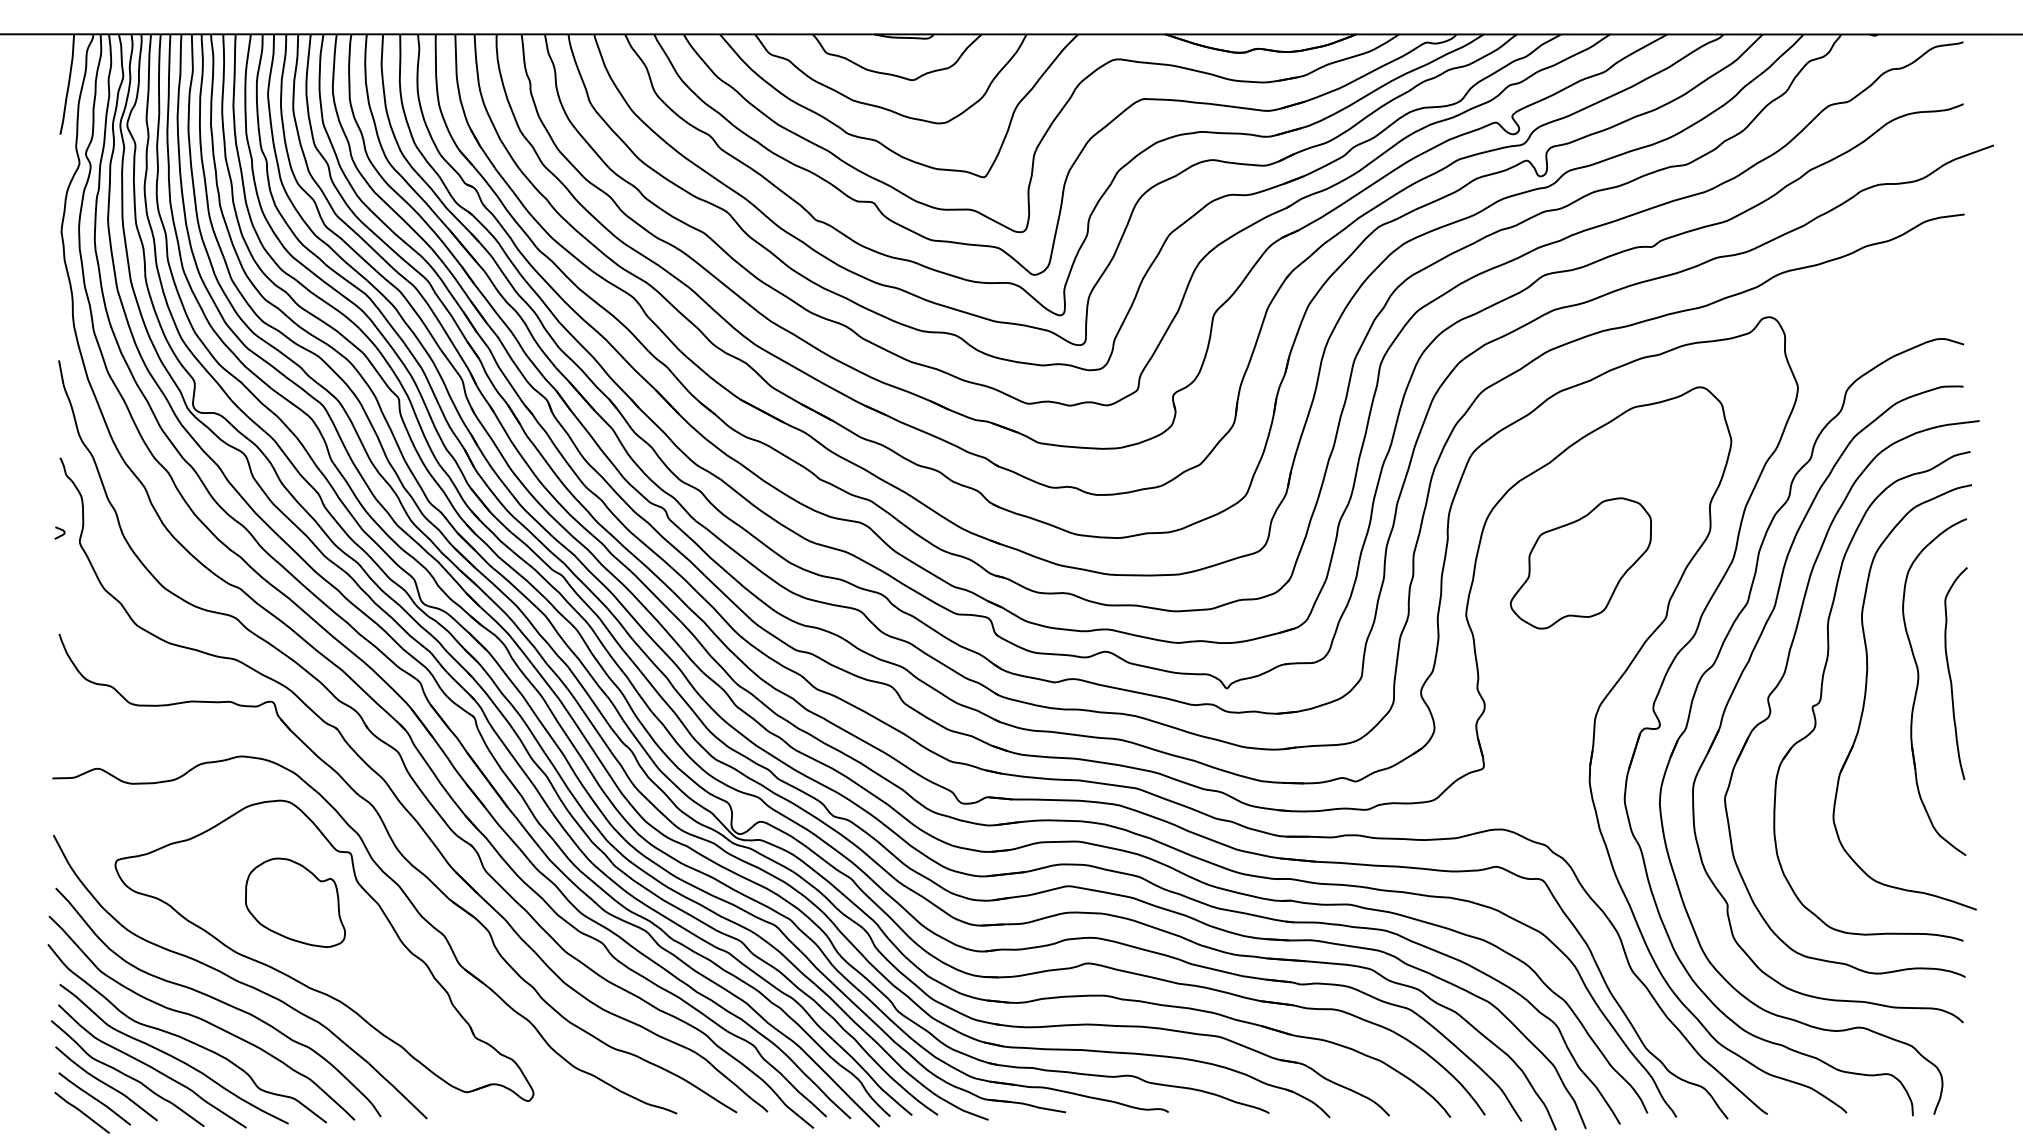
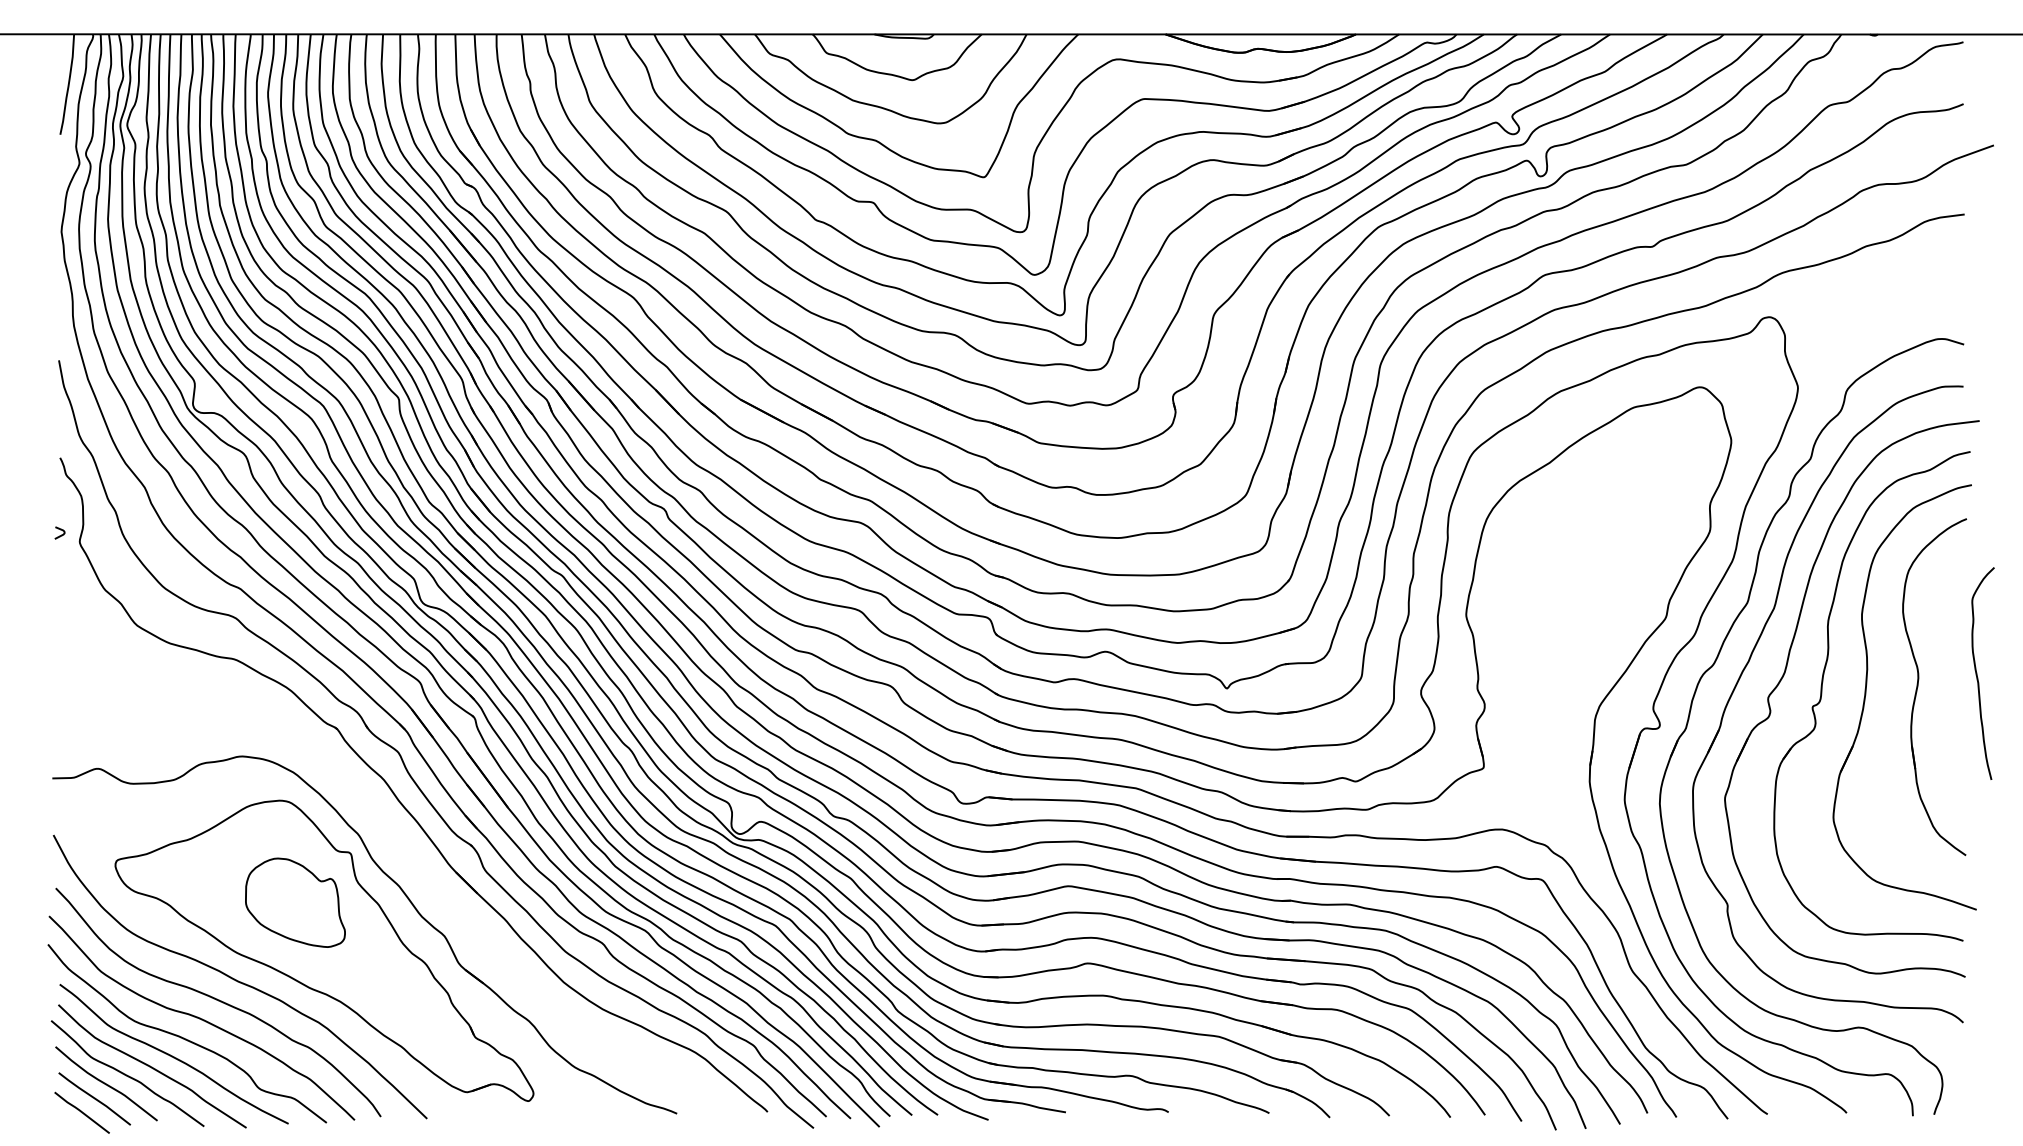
part: present -> none (1580, 563)
curve position: (1950, 673) -> (1977, 673) (1977, 673)
part: present -> none (407, 862)
